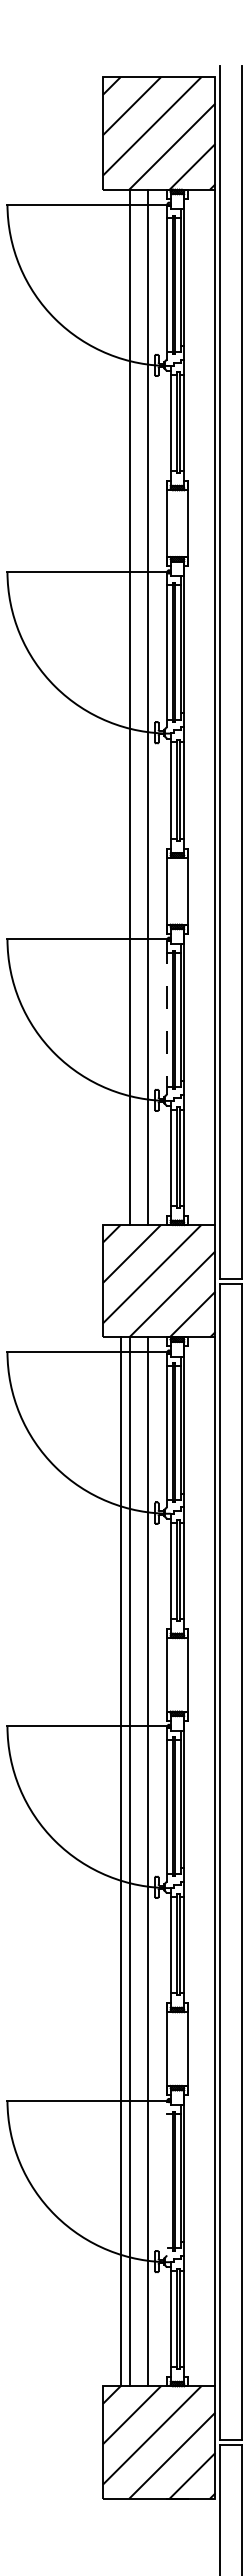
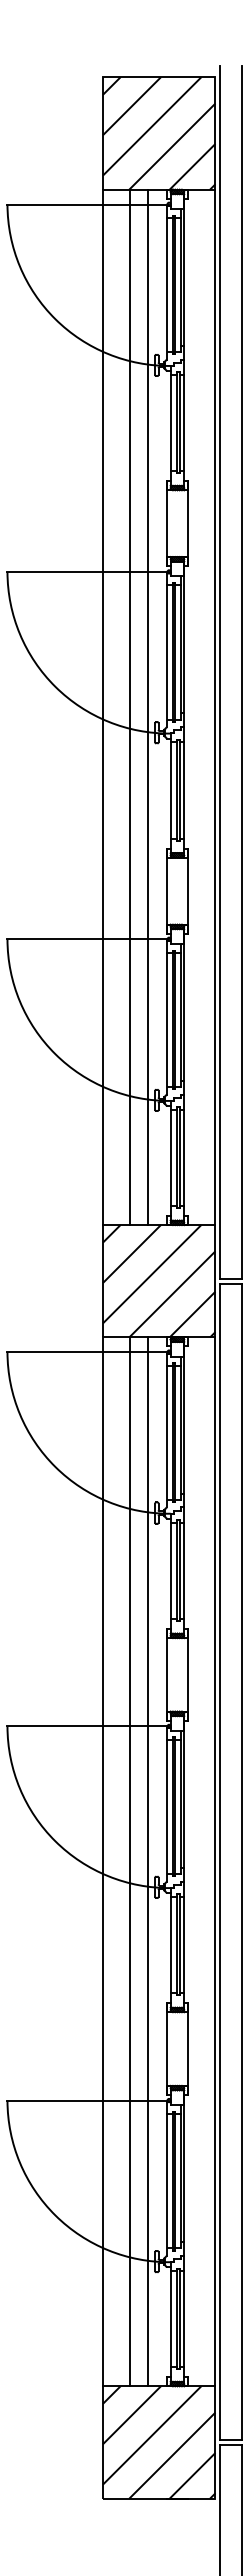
line: none -> present (103, 707)
line: dashed -> solid (167, 1017)
line position: (121, 1861) -> (103, 1861) (103, 1861)
line: none -> present (167, 2178)
